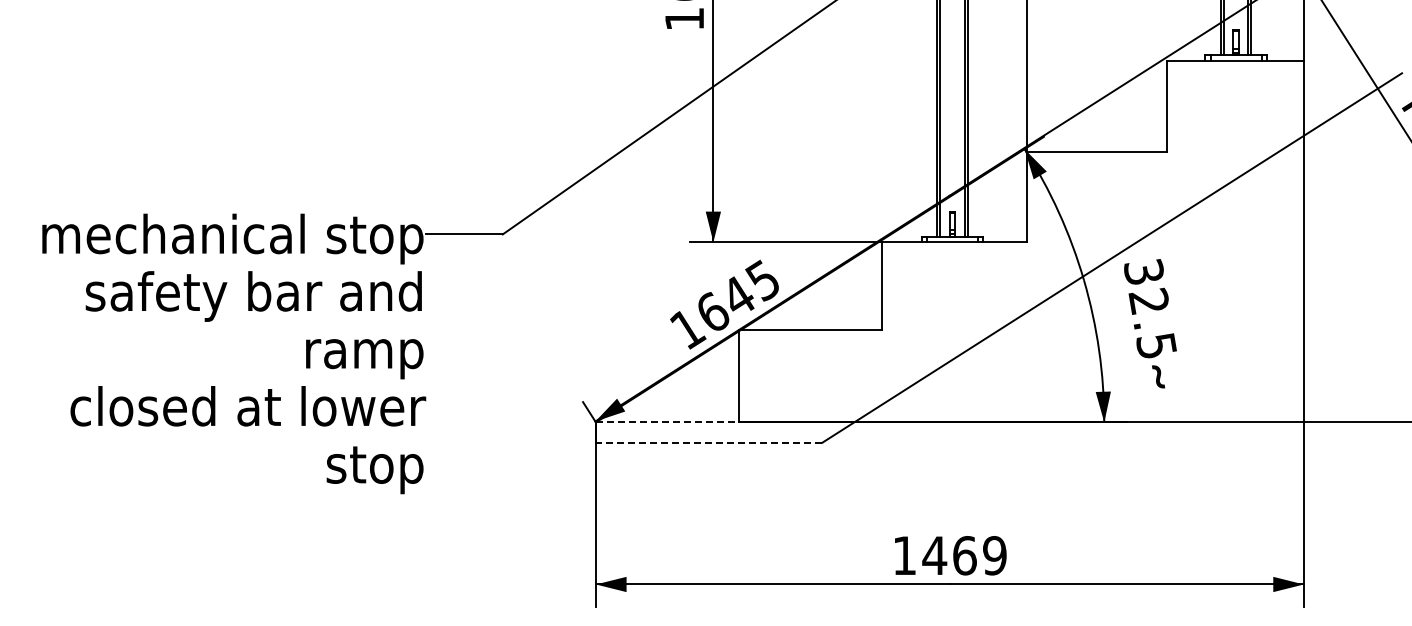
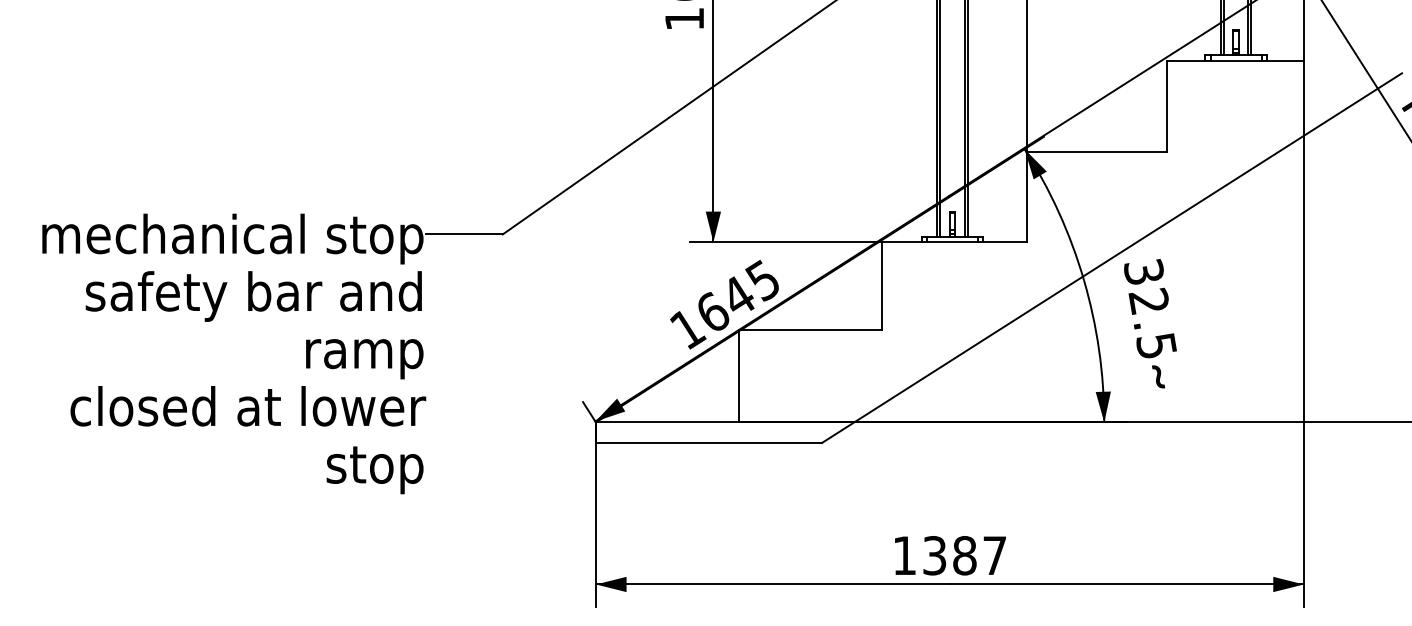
line: dashed -> solid (667, 422)
line: dashed -> solid (708, 442)
text: 1469 -> 1387 (964, 555)
